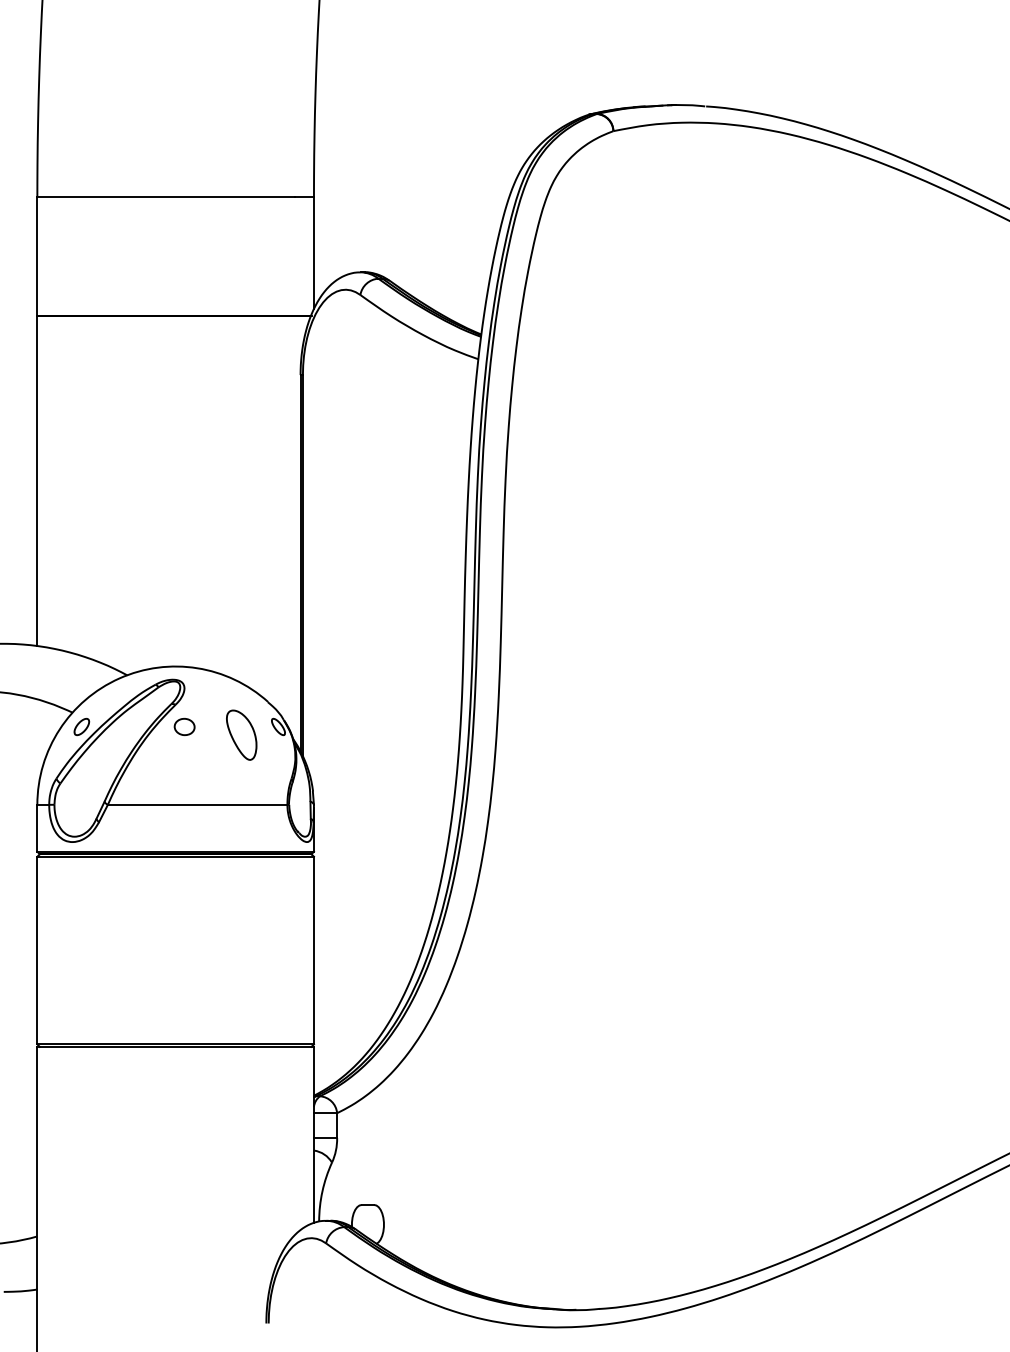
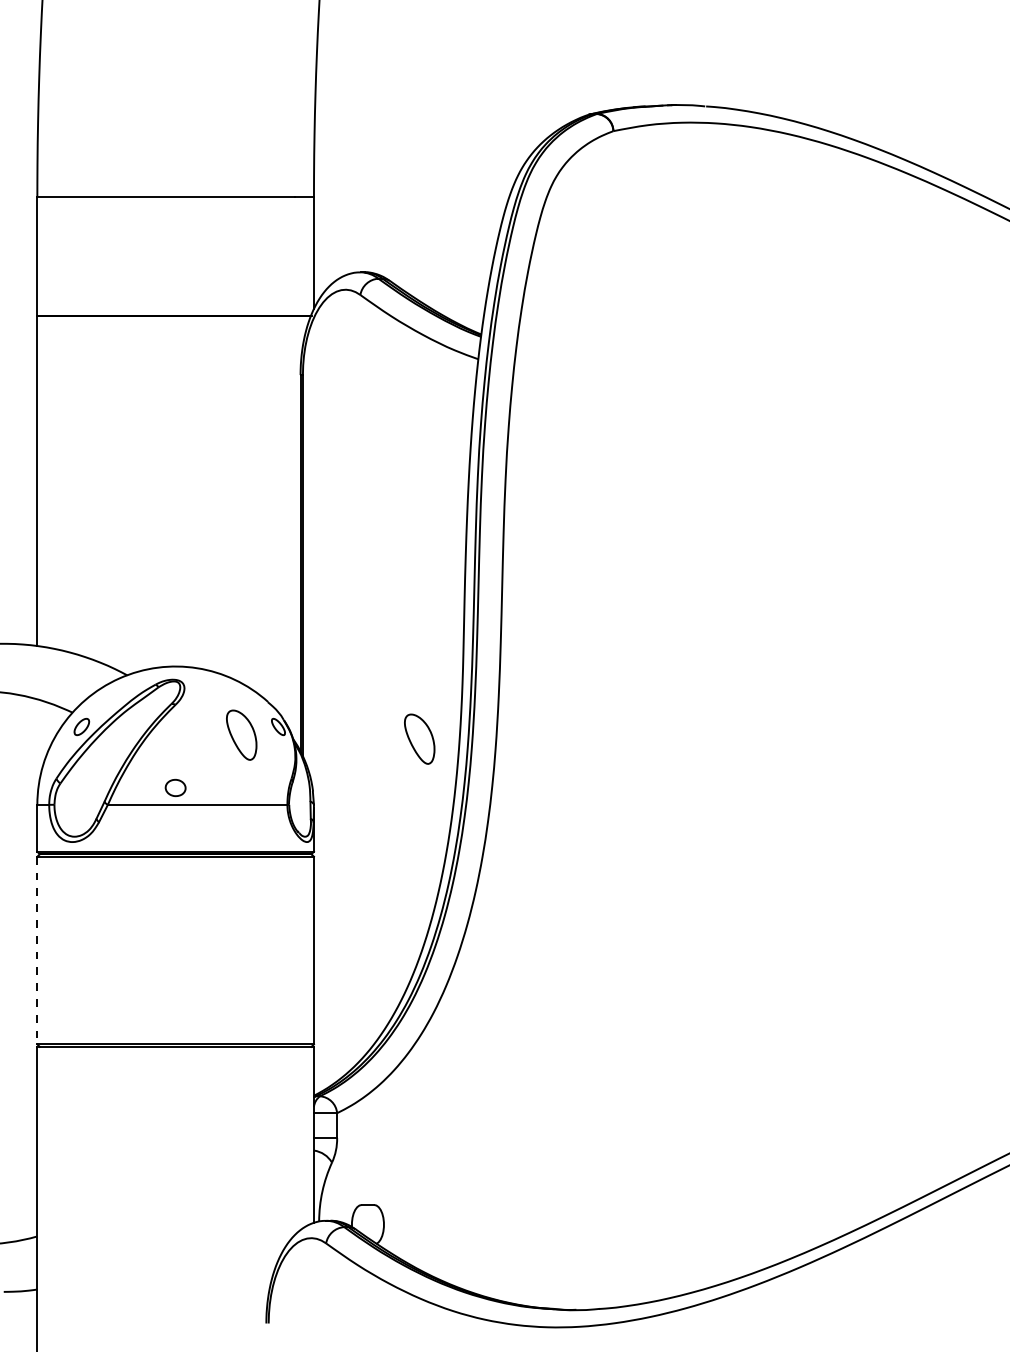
part position: (184, 726) -> (175, 787) (175, 787)
part: none -> present (419, 738)
line: solid -> dashed (37, 950)
